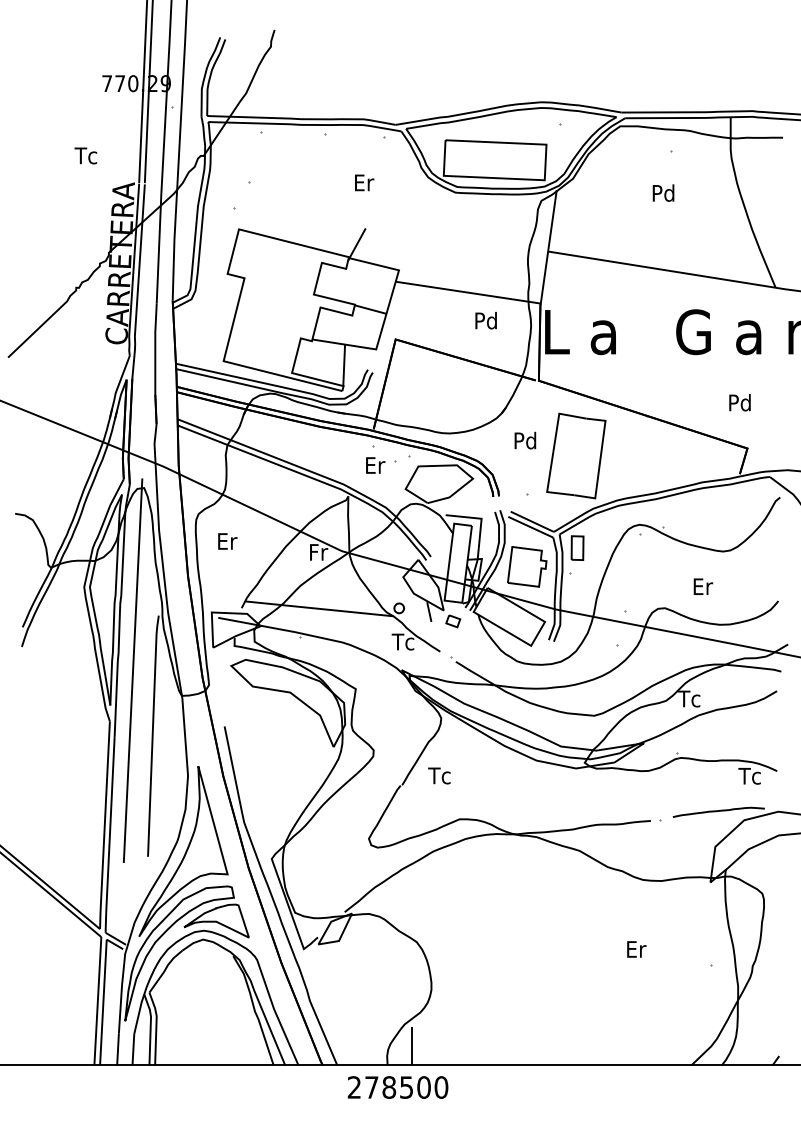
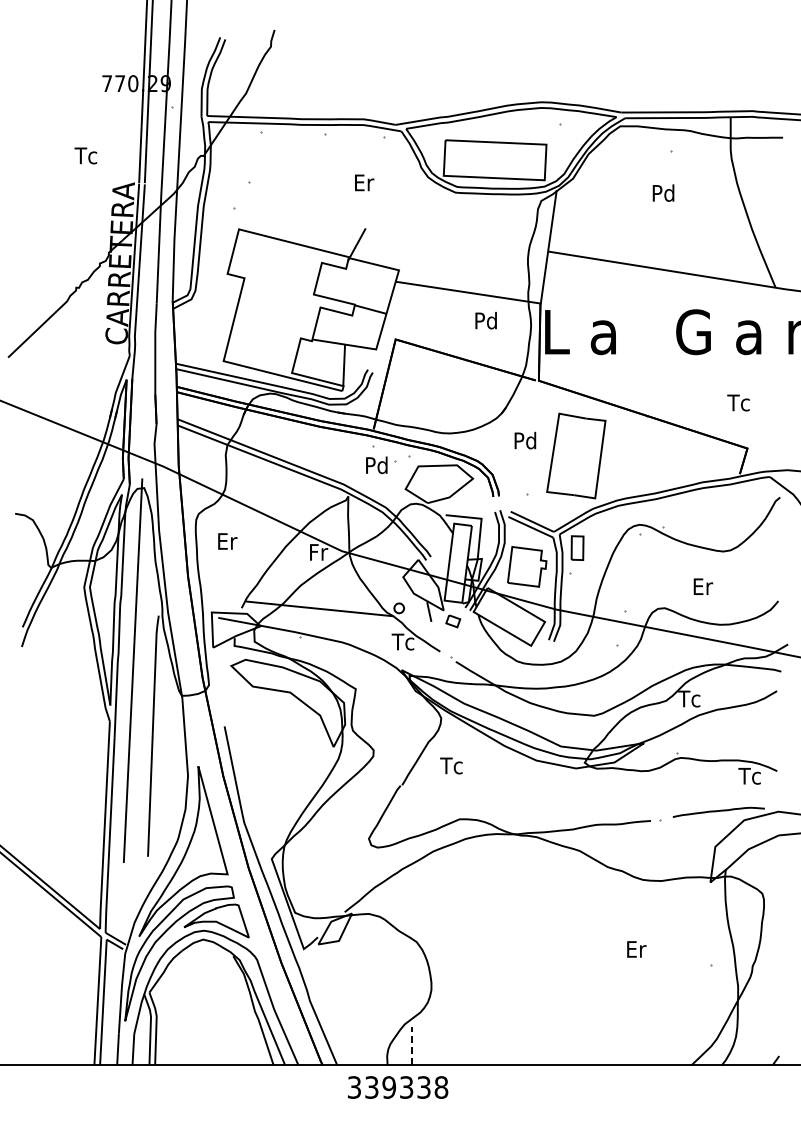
text: Pd -> Tc (738, 402)
text: Er -> Pd (377, 465)
text position: (439, 775) -> (451, 765) (451, 765)
line: solid -> dashed (412, 1045)
text: 278500 -> 339338 (398, 1087)
